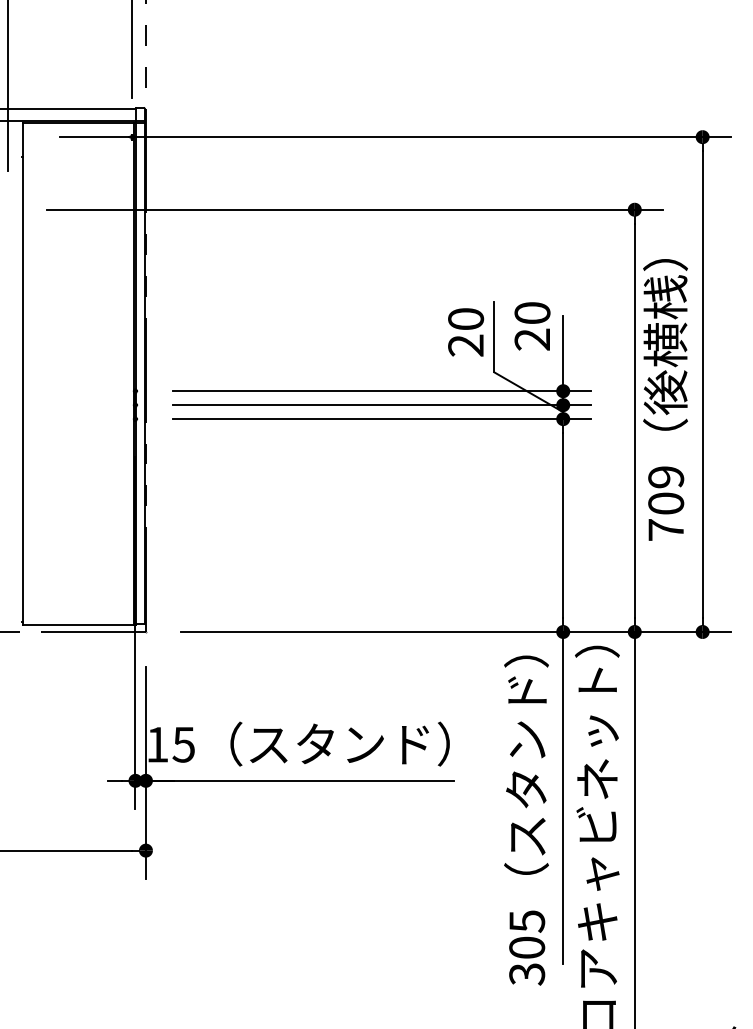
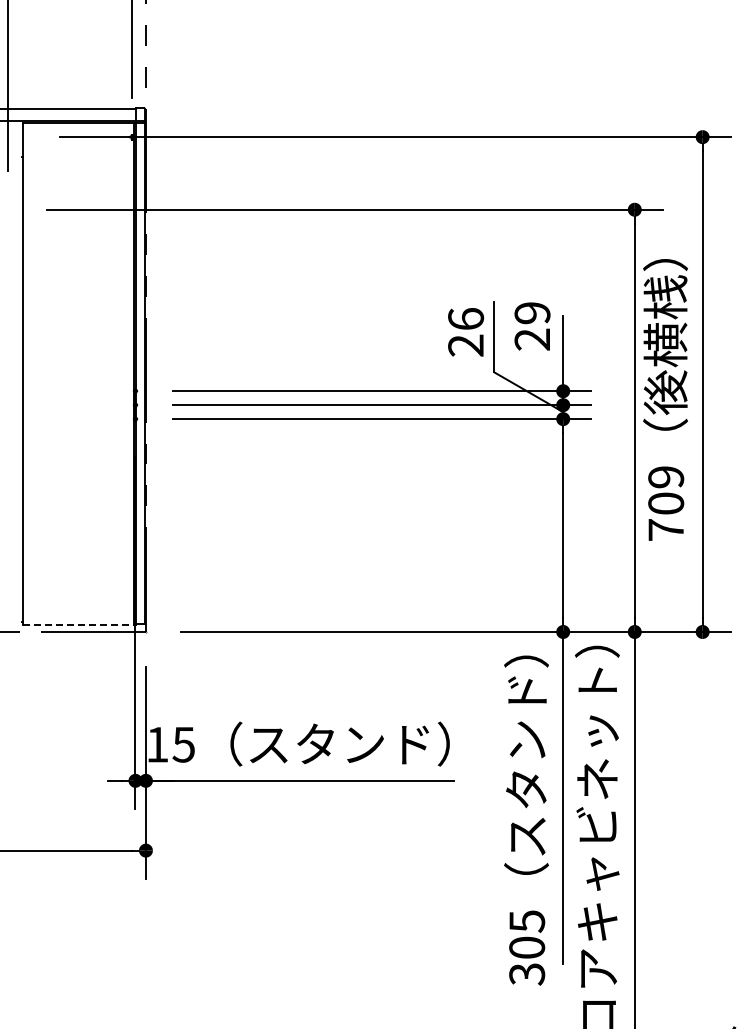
text: 20 -> 29 (532, 313)
text: 20 -> 26 (466, 318)
line: solid -> dashed (79, 625)
